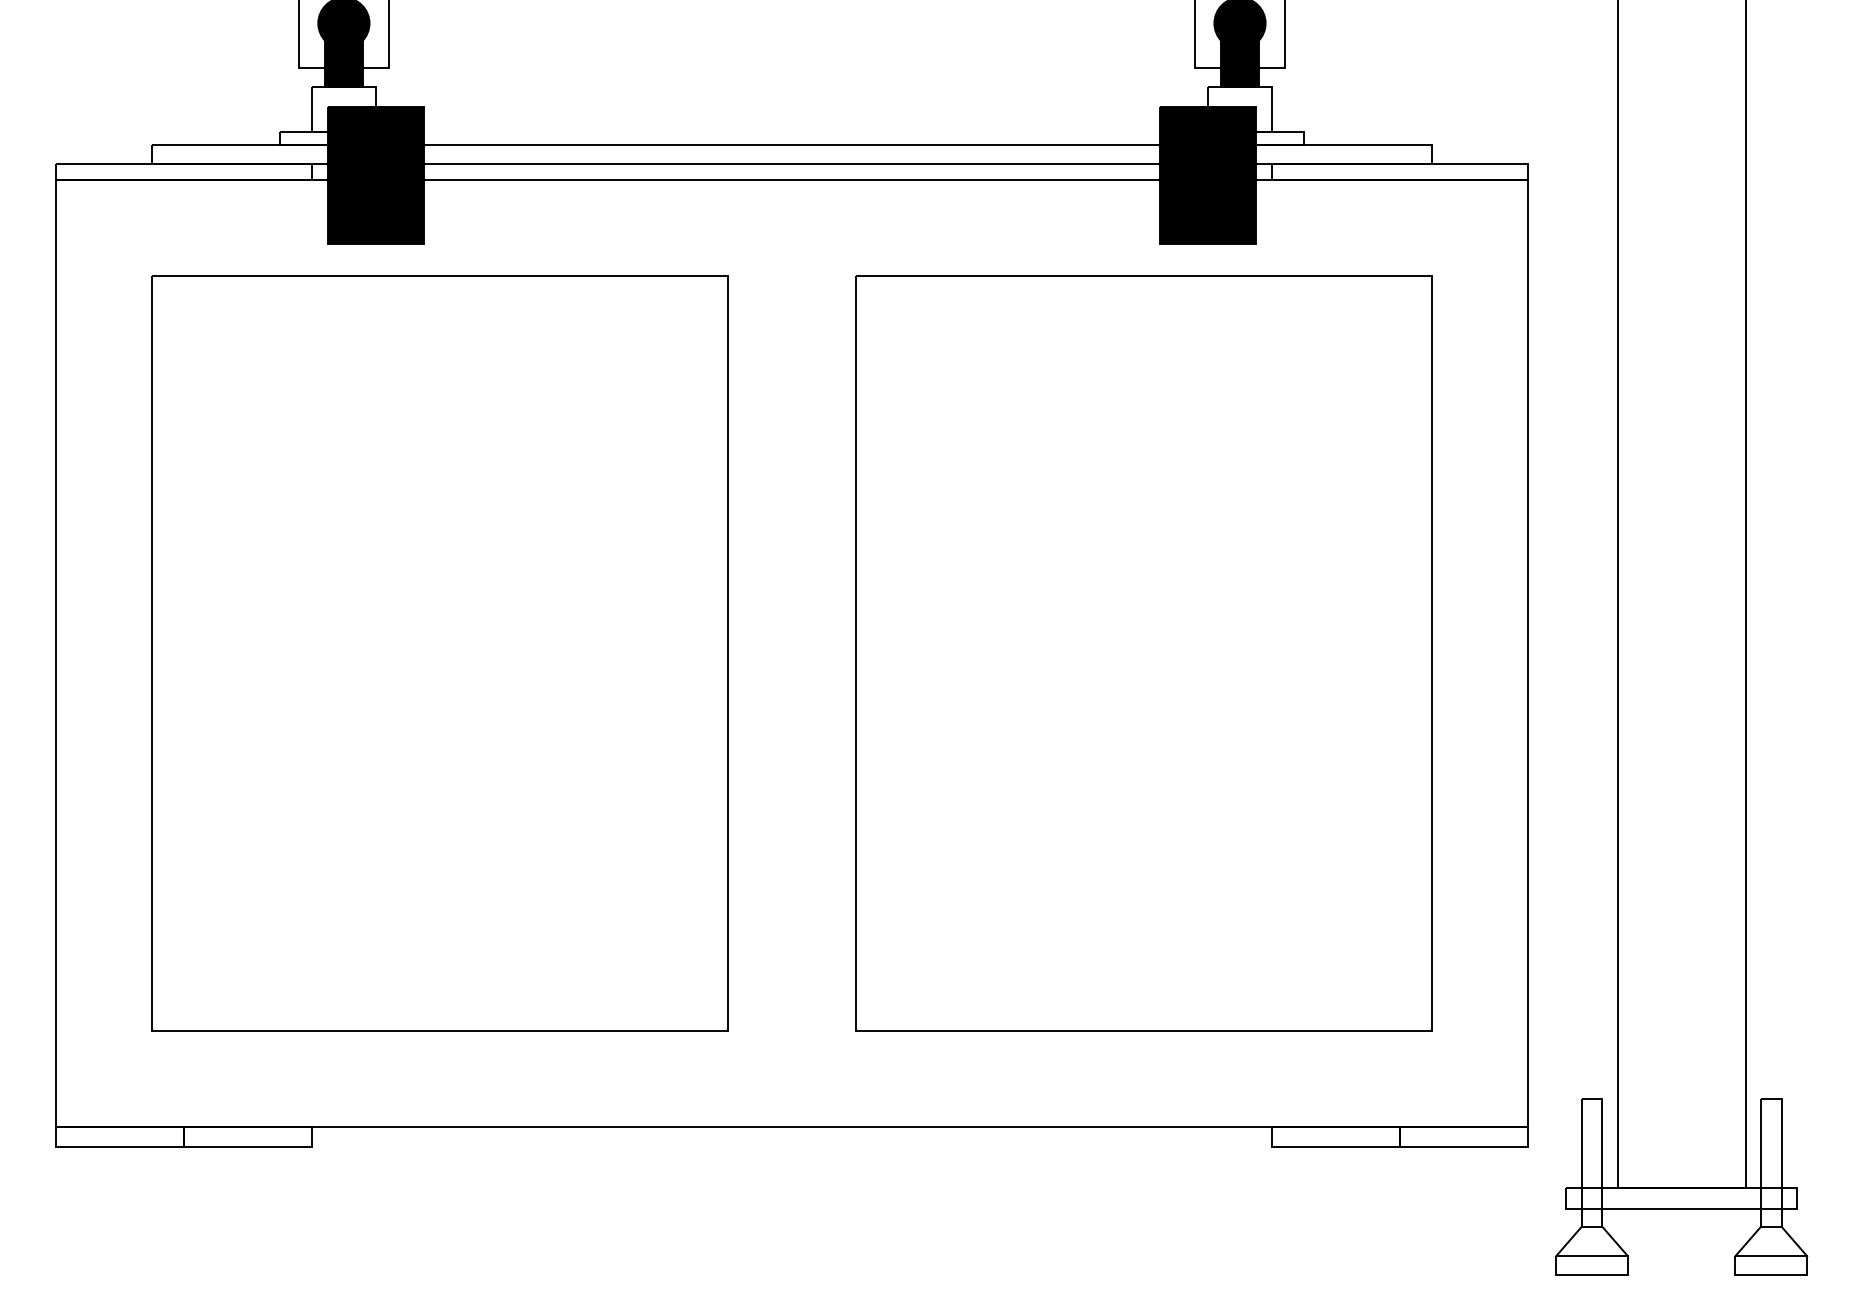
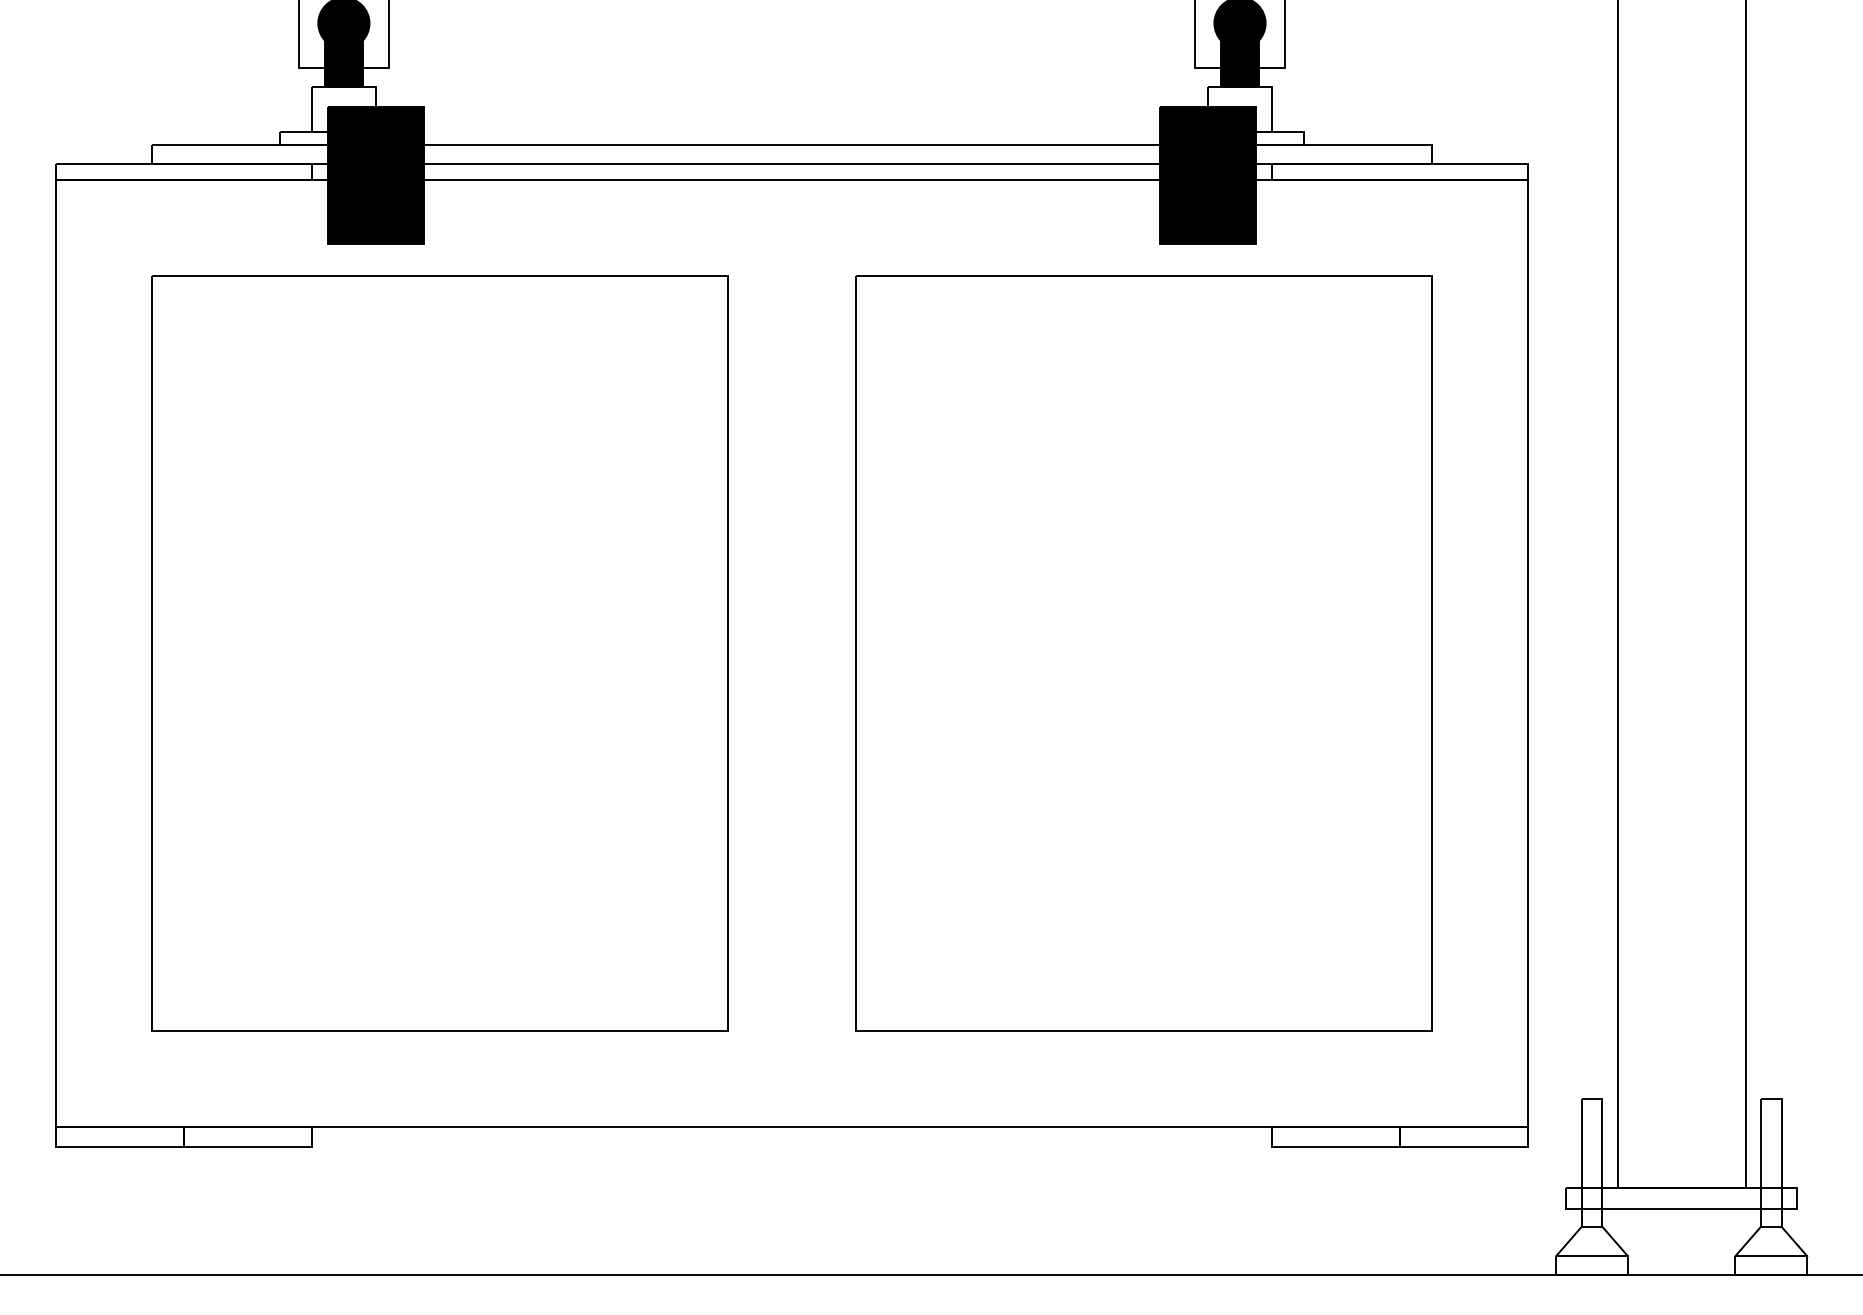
line: none -> present (930, 1275)
